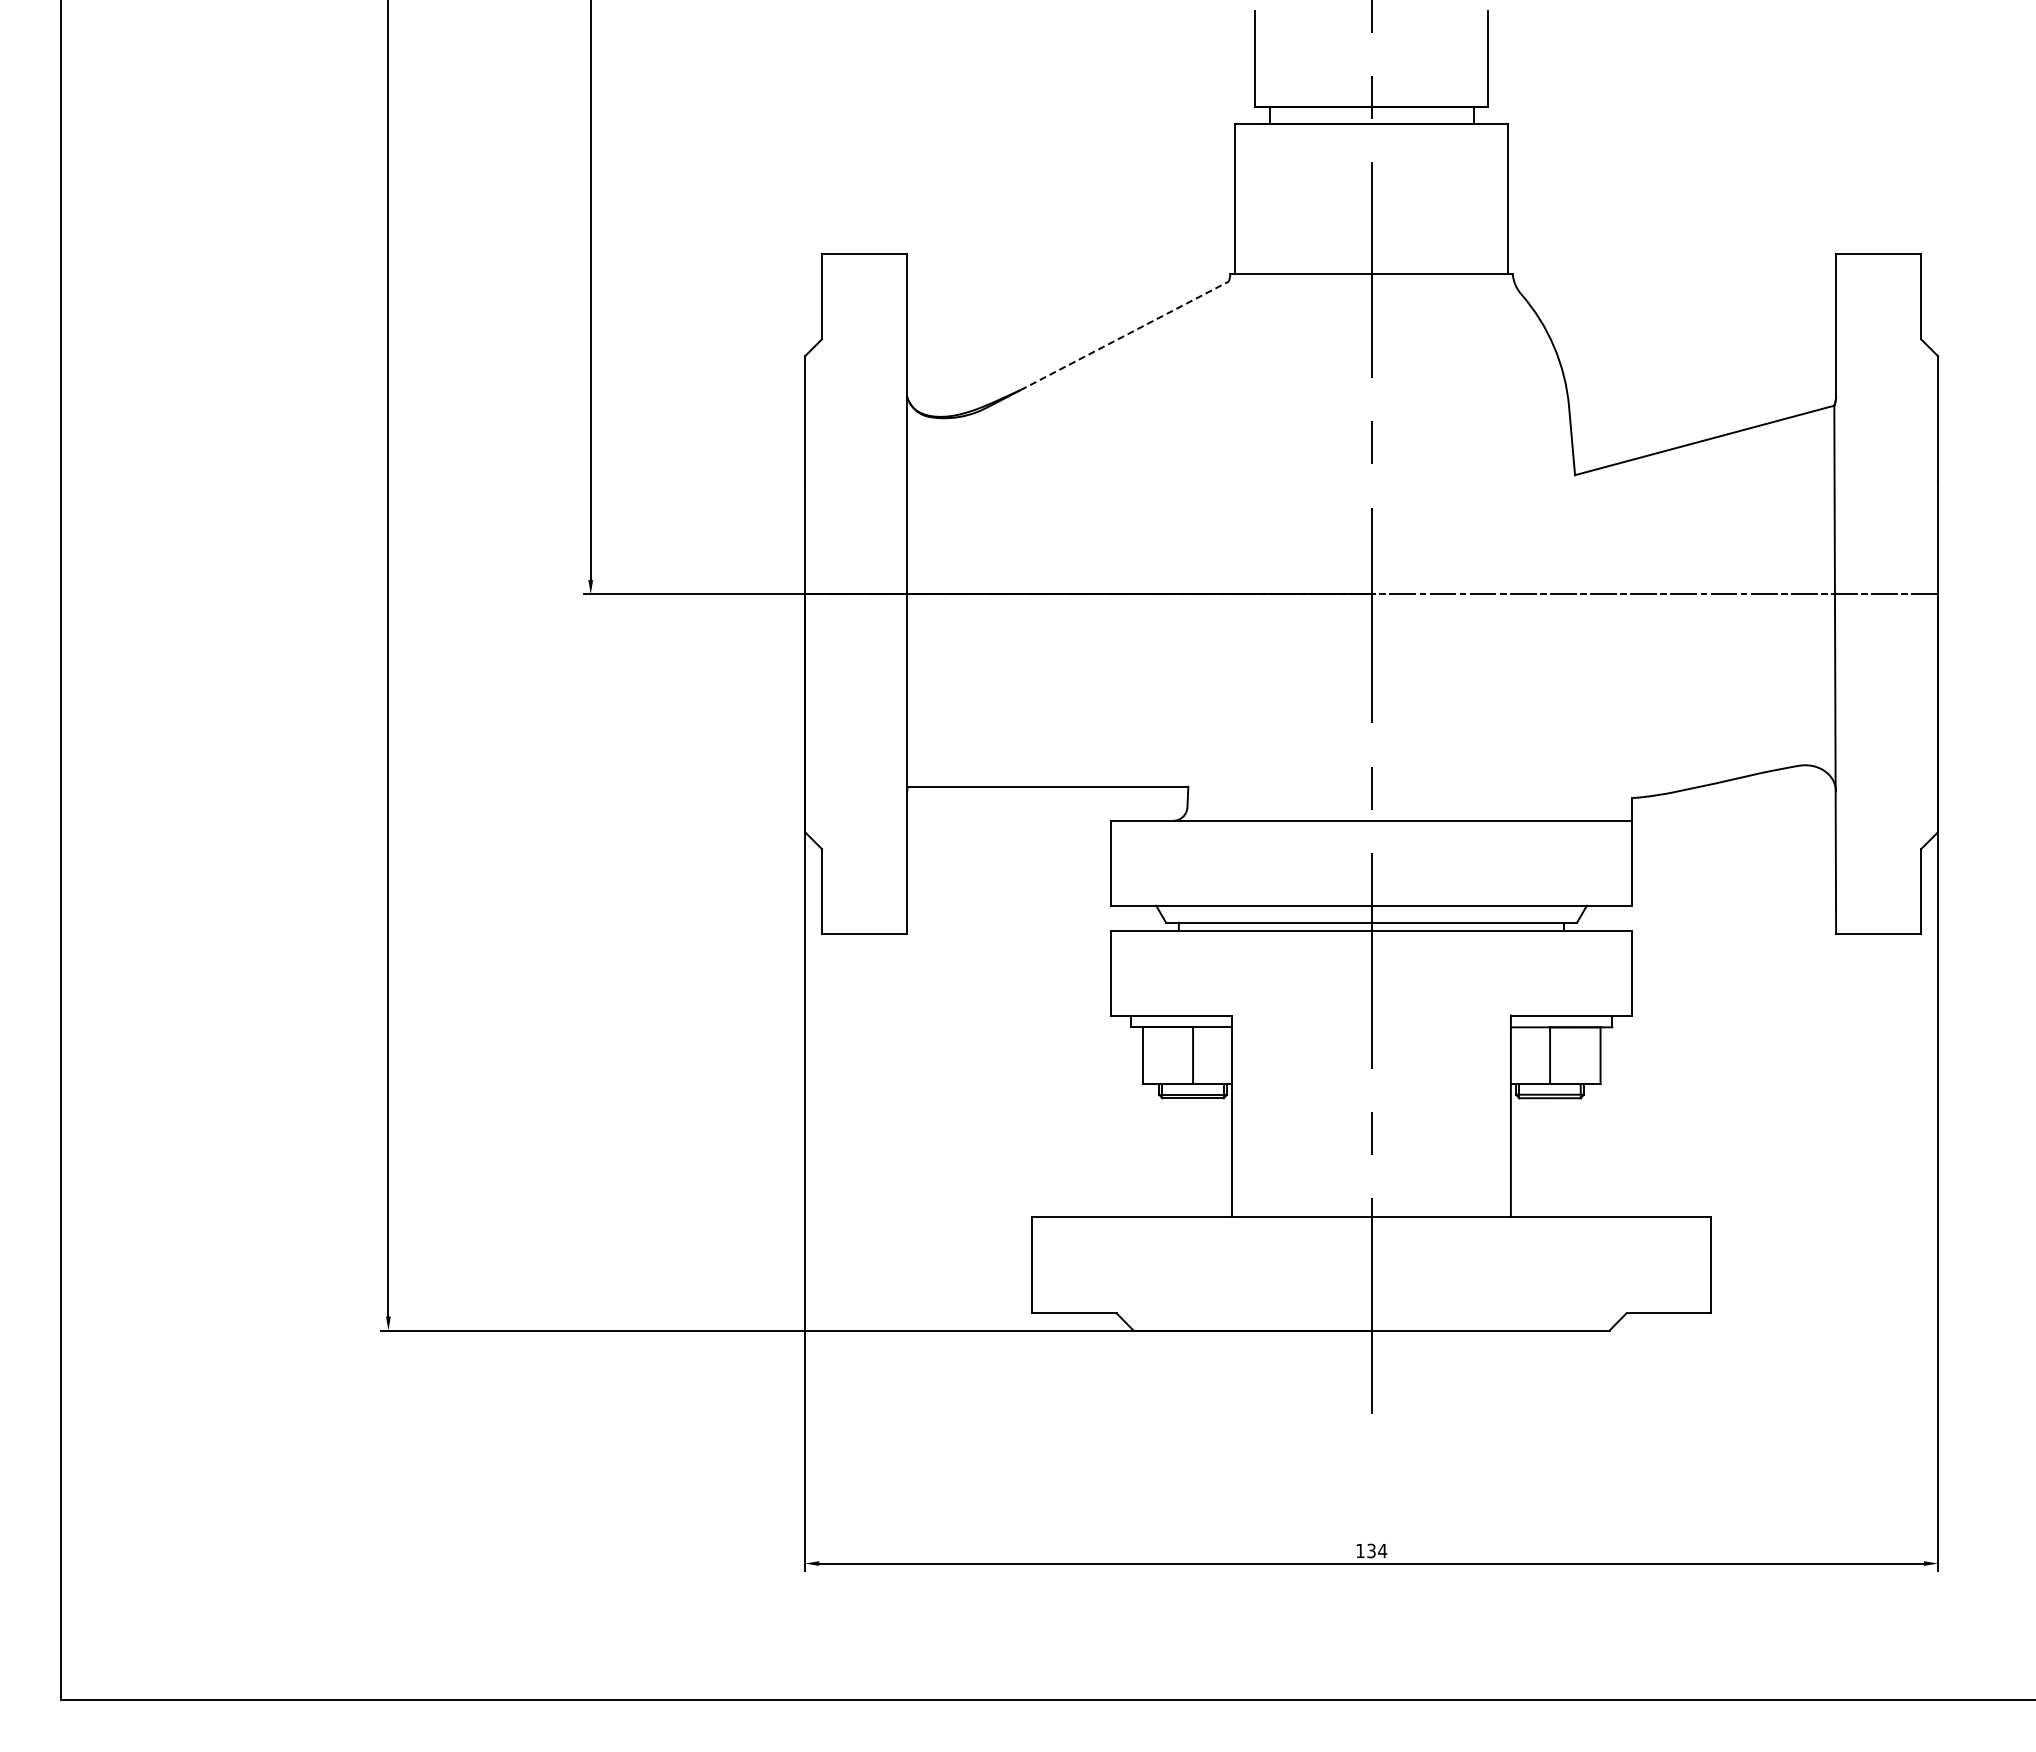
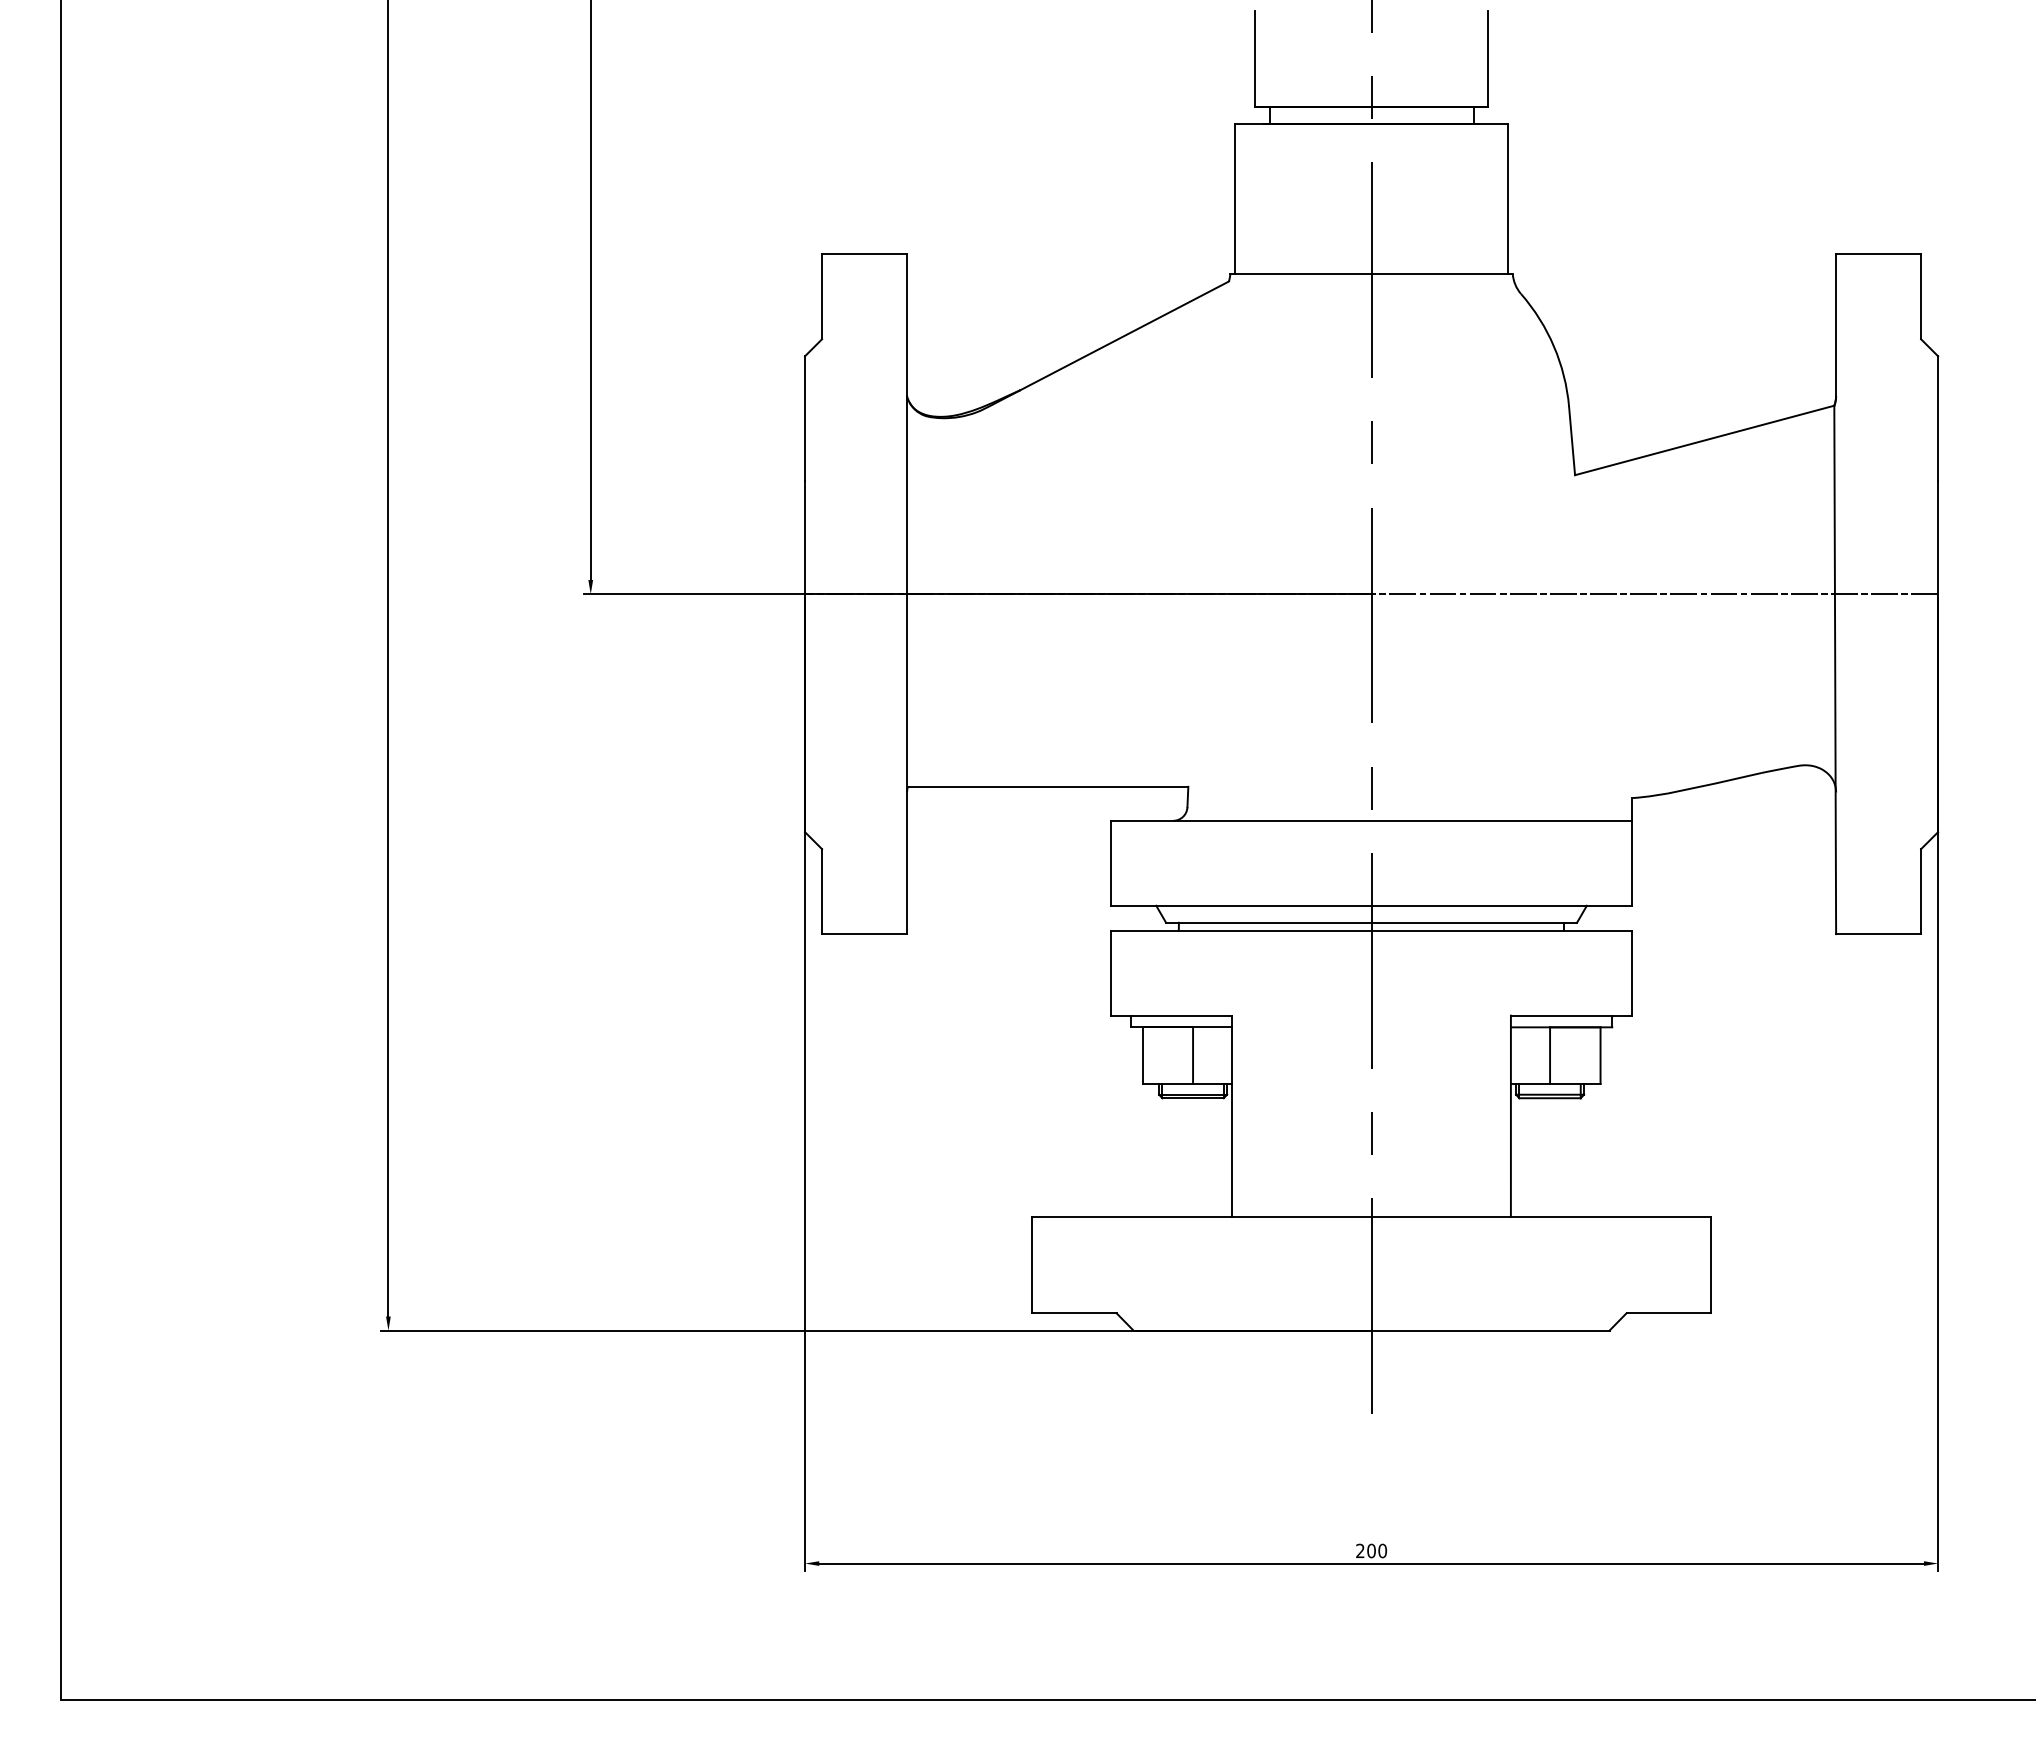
line: dashed -> solid (1124, 335)
text: 134 -> 200 (1371, 1550)
